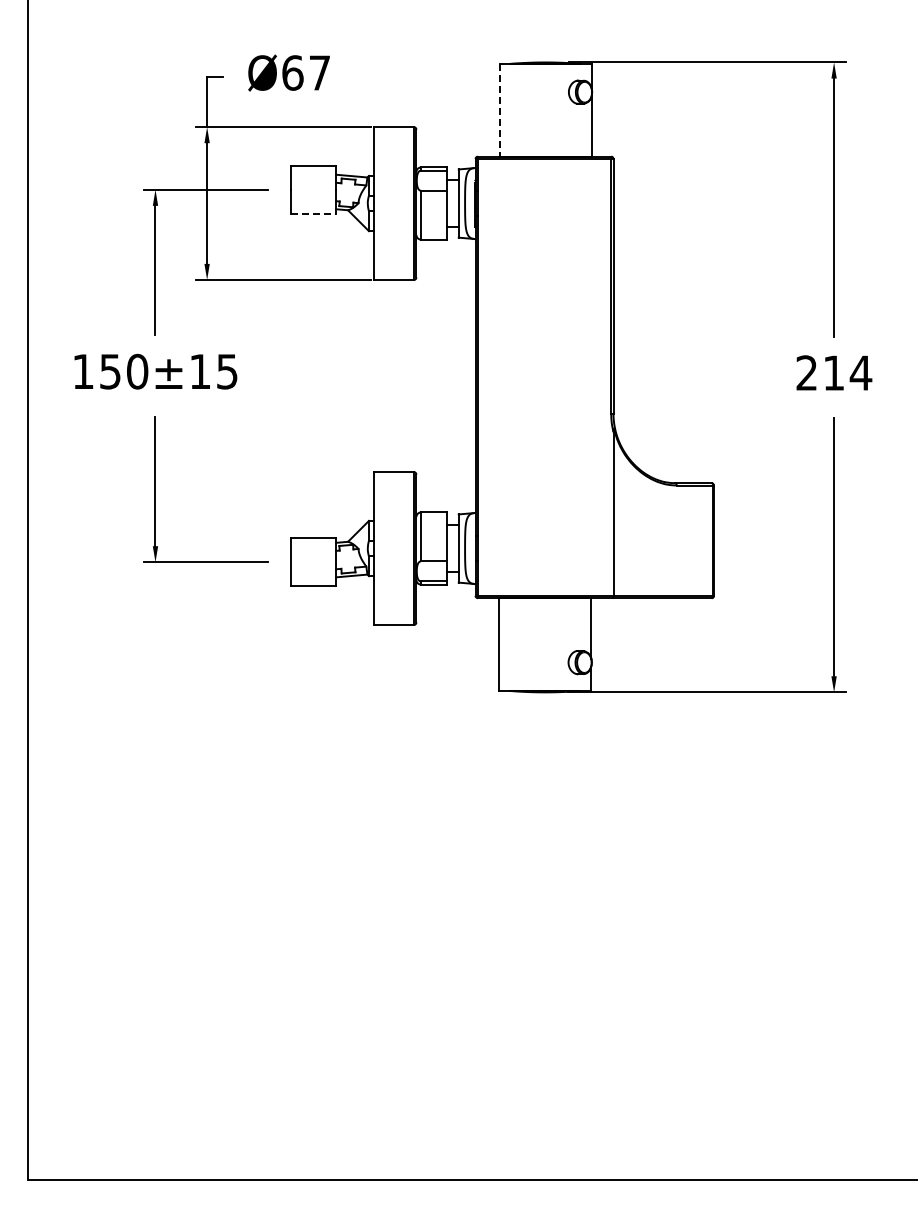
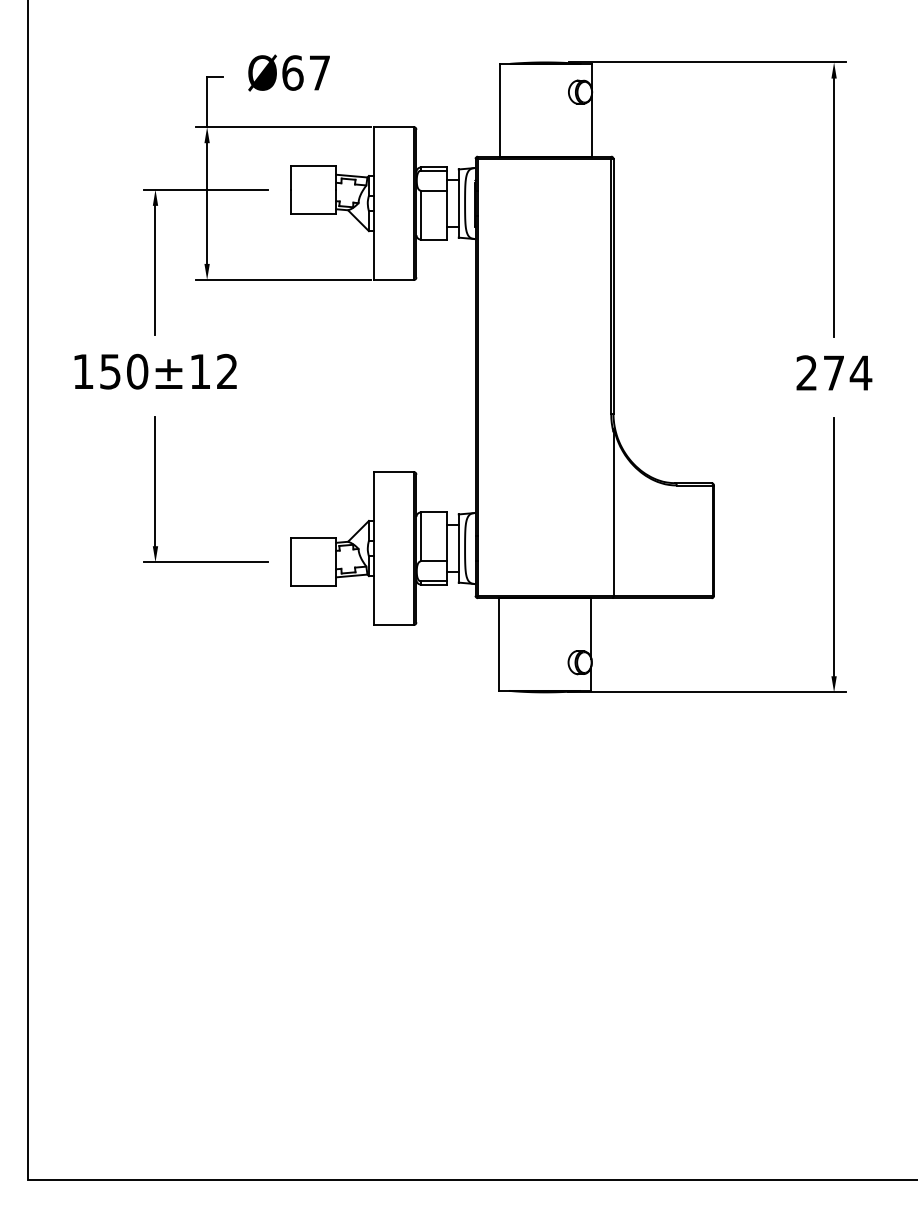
line: dashed -> solid (499, 110)
line: dashed -> solid (314, 213)
text: 150±15 -> 150±12 (227, 371)
text: 214 -> 274 (833, 372)
